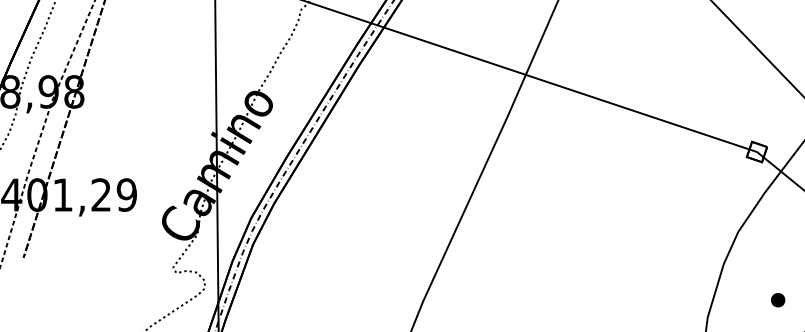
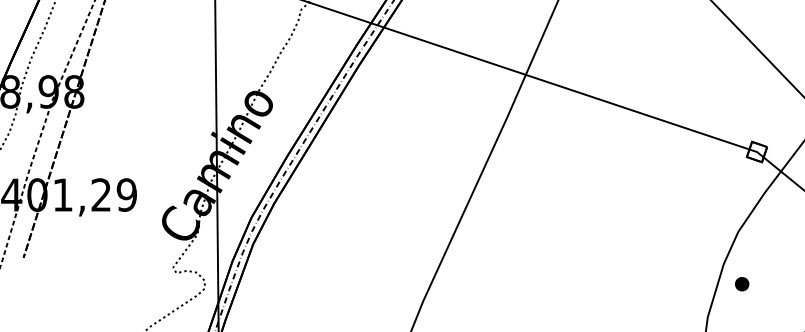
part position: (778, 300) -> (742, 284) (742, 284)
